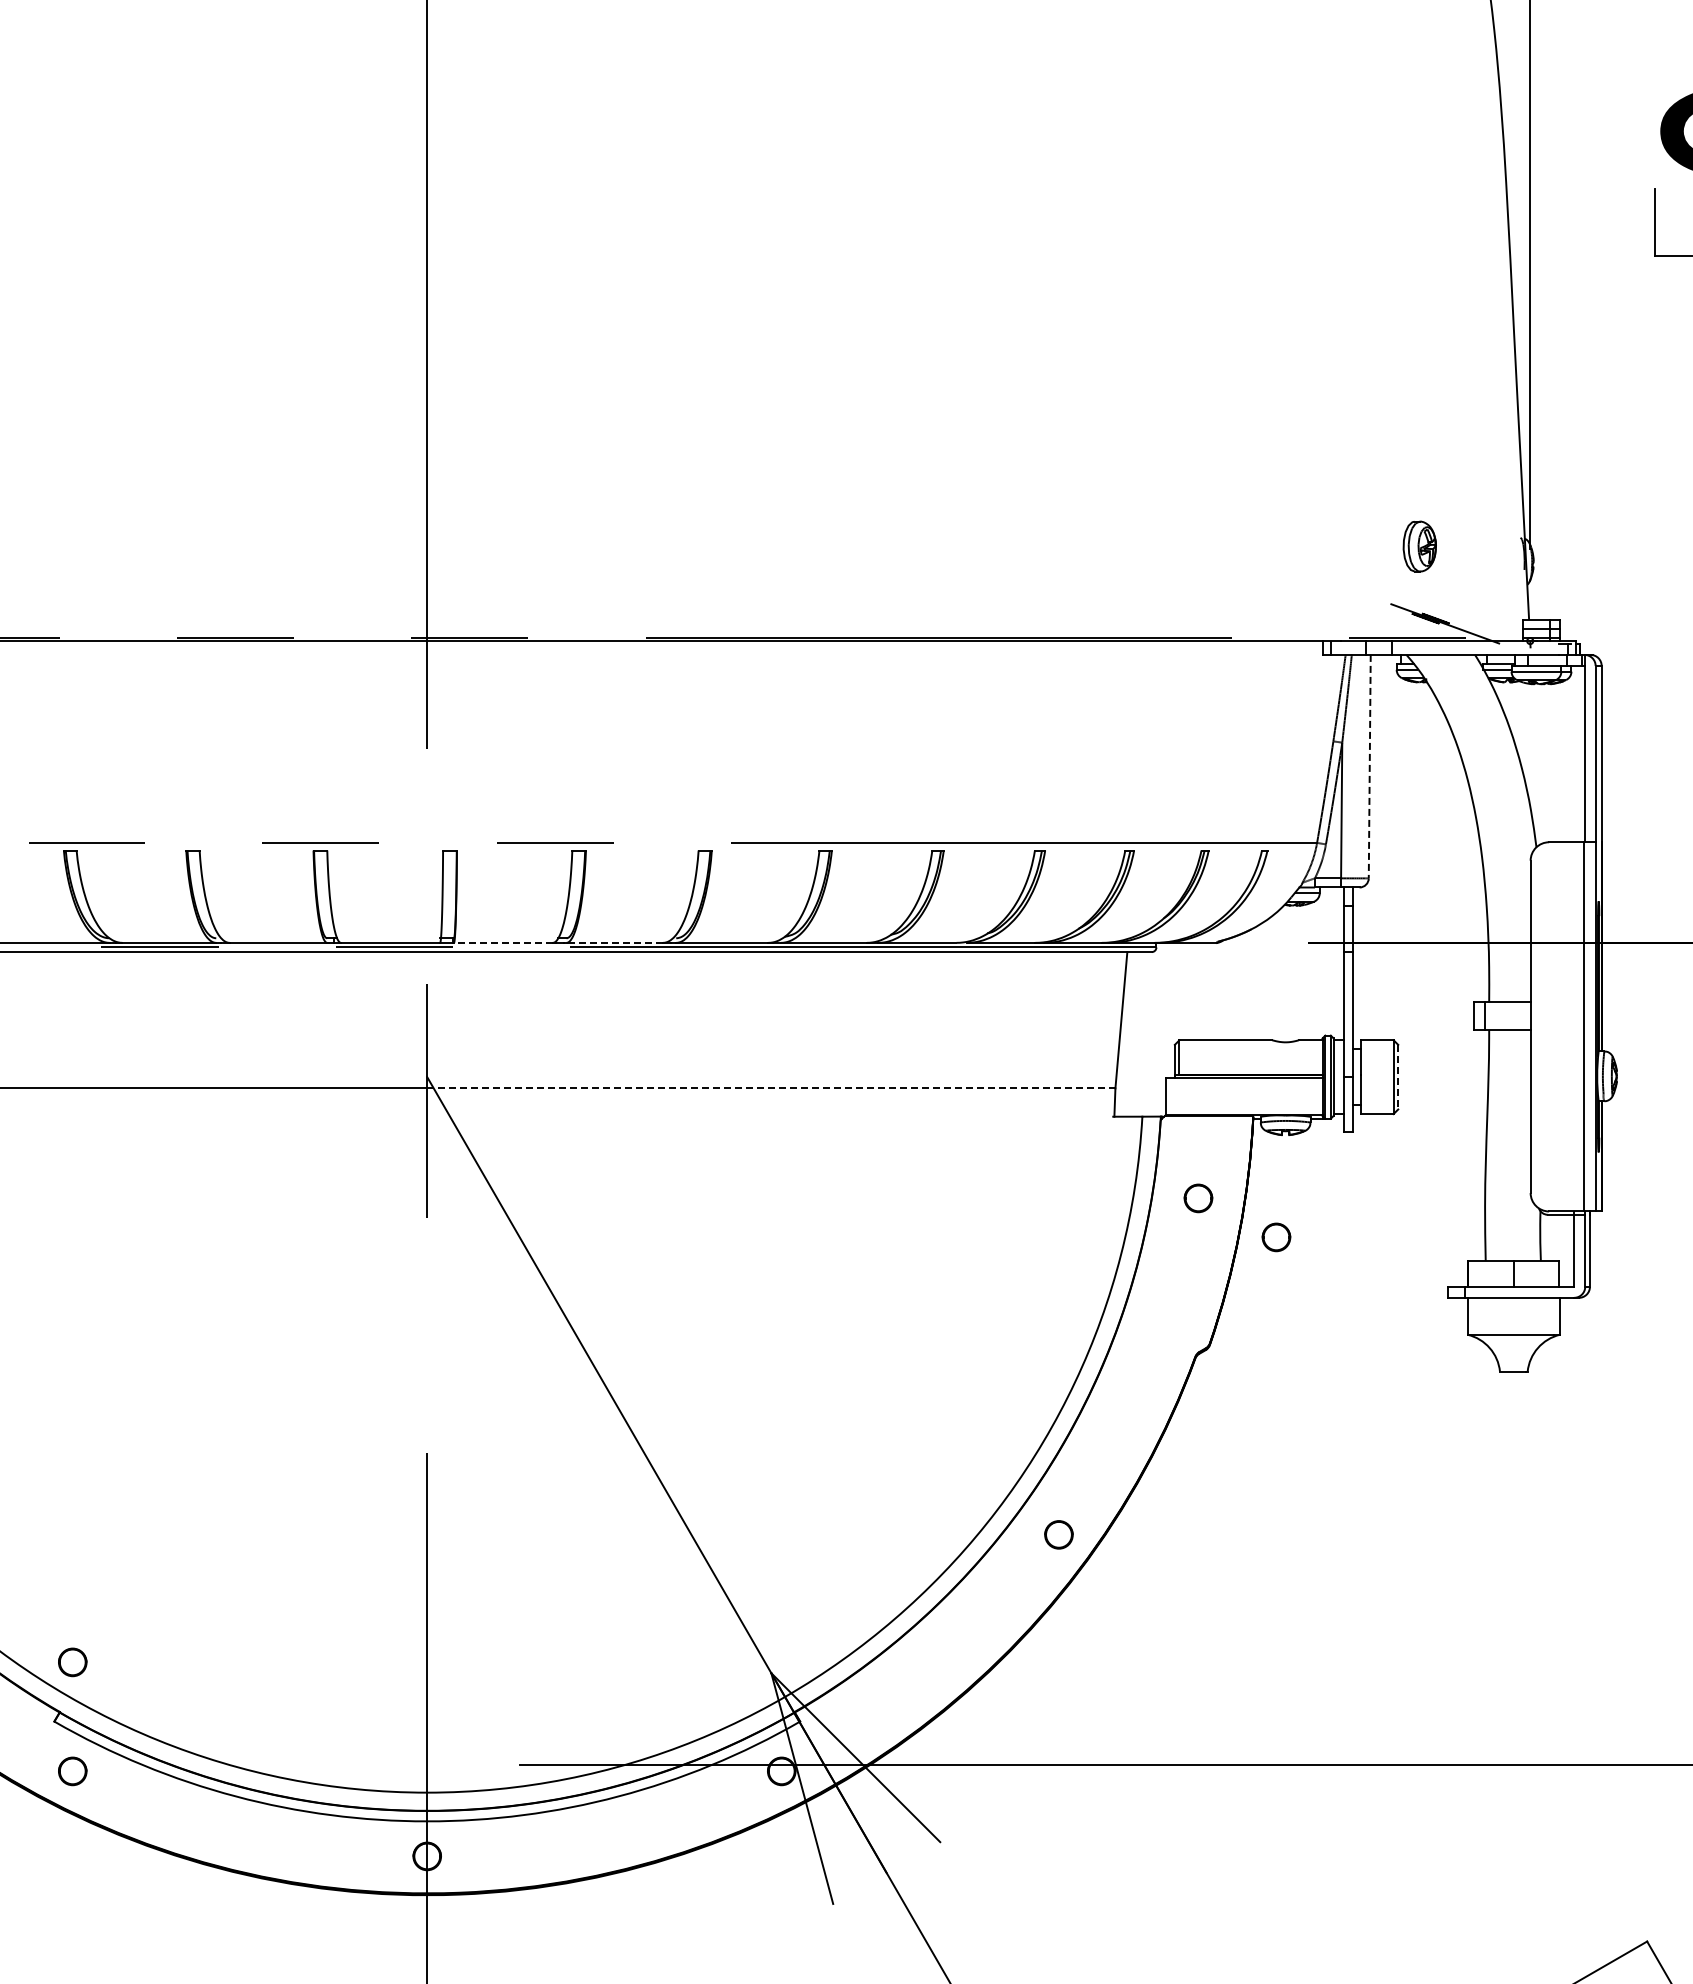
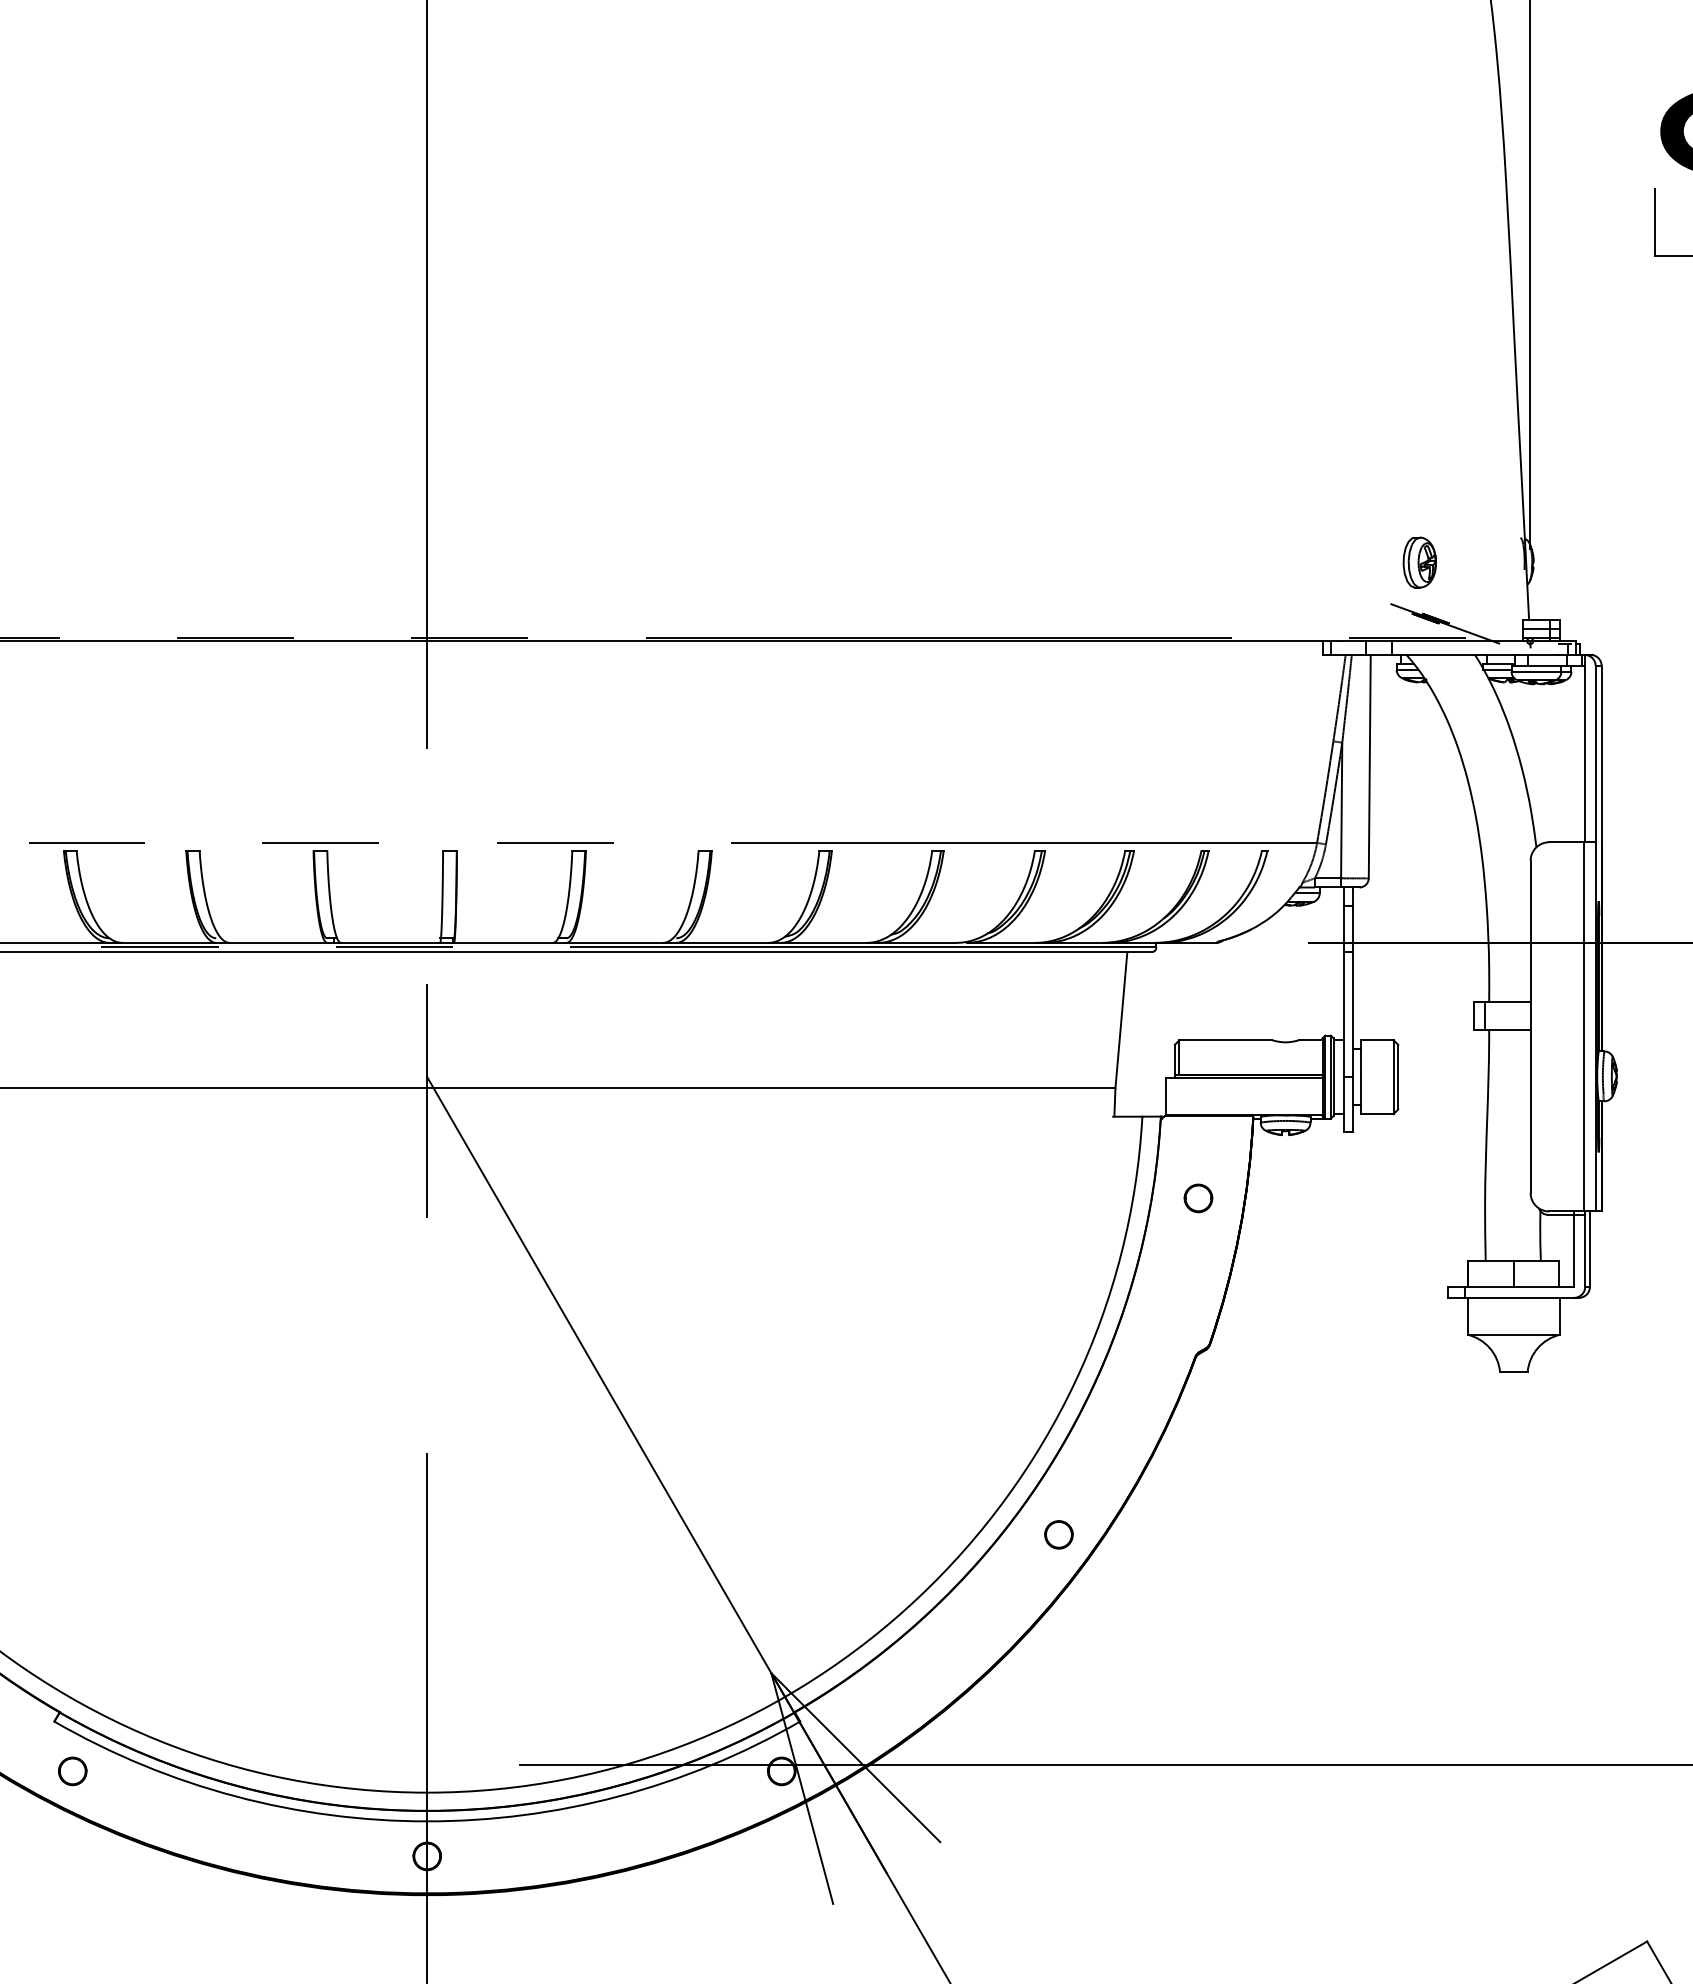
part position: (1419, 546) -> (1419, 562) (1419, 562)
line: dashed -> solid (1369, 766)
line: dashed -> solid (502, 942)
line: dashed -> solid (614, 942)
line: dashed -> solid (1398, 1077)
line: dashed -> solid (771, 1088)
part: present -> none (1276, 1237)
part: present -> none (72, 1662)
